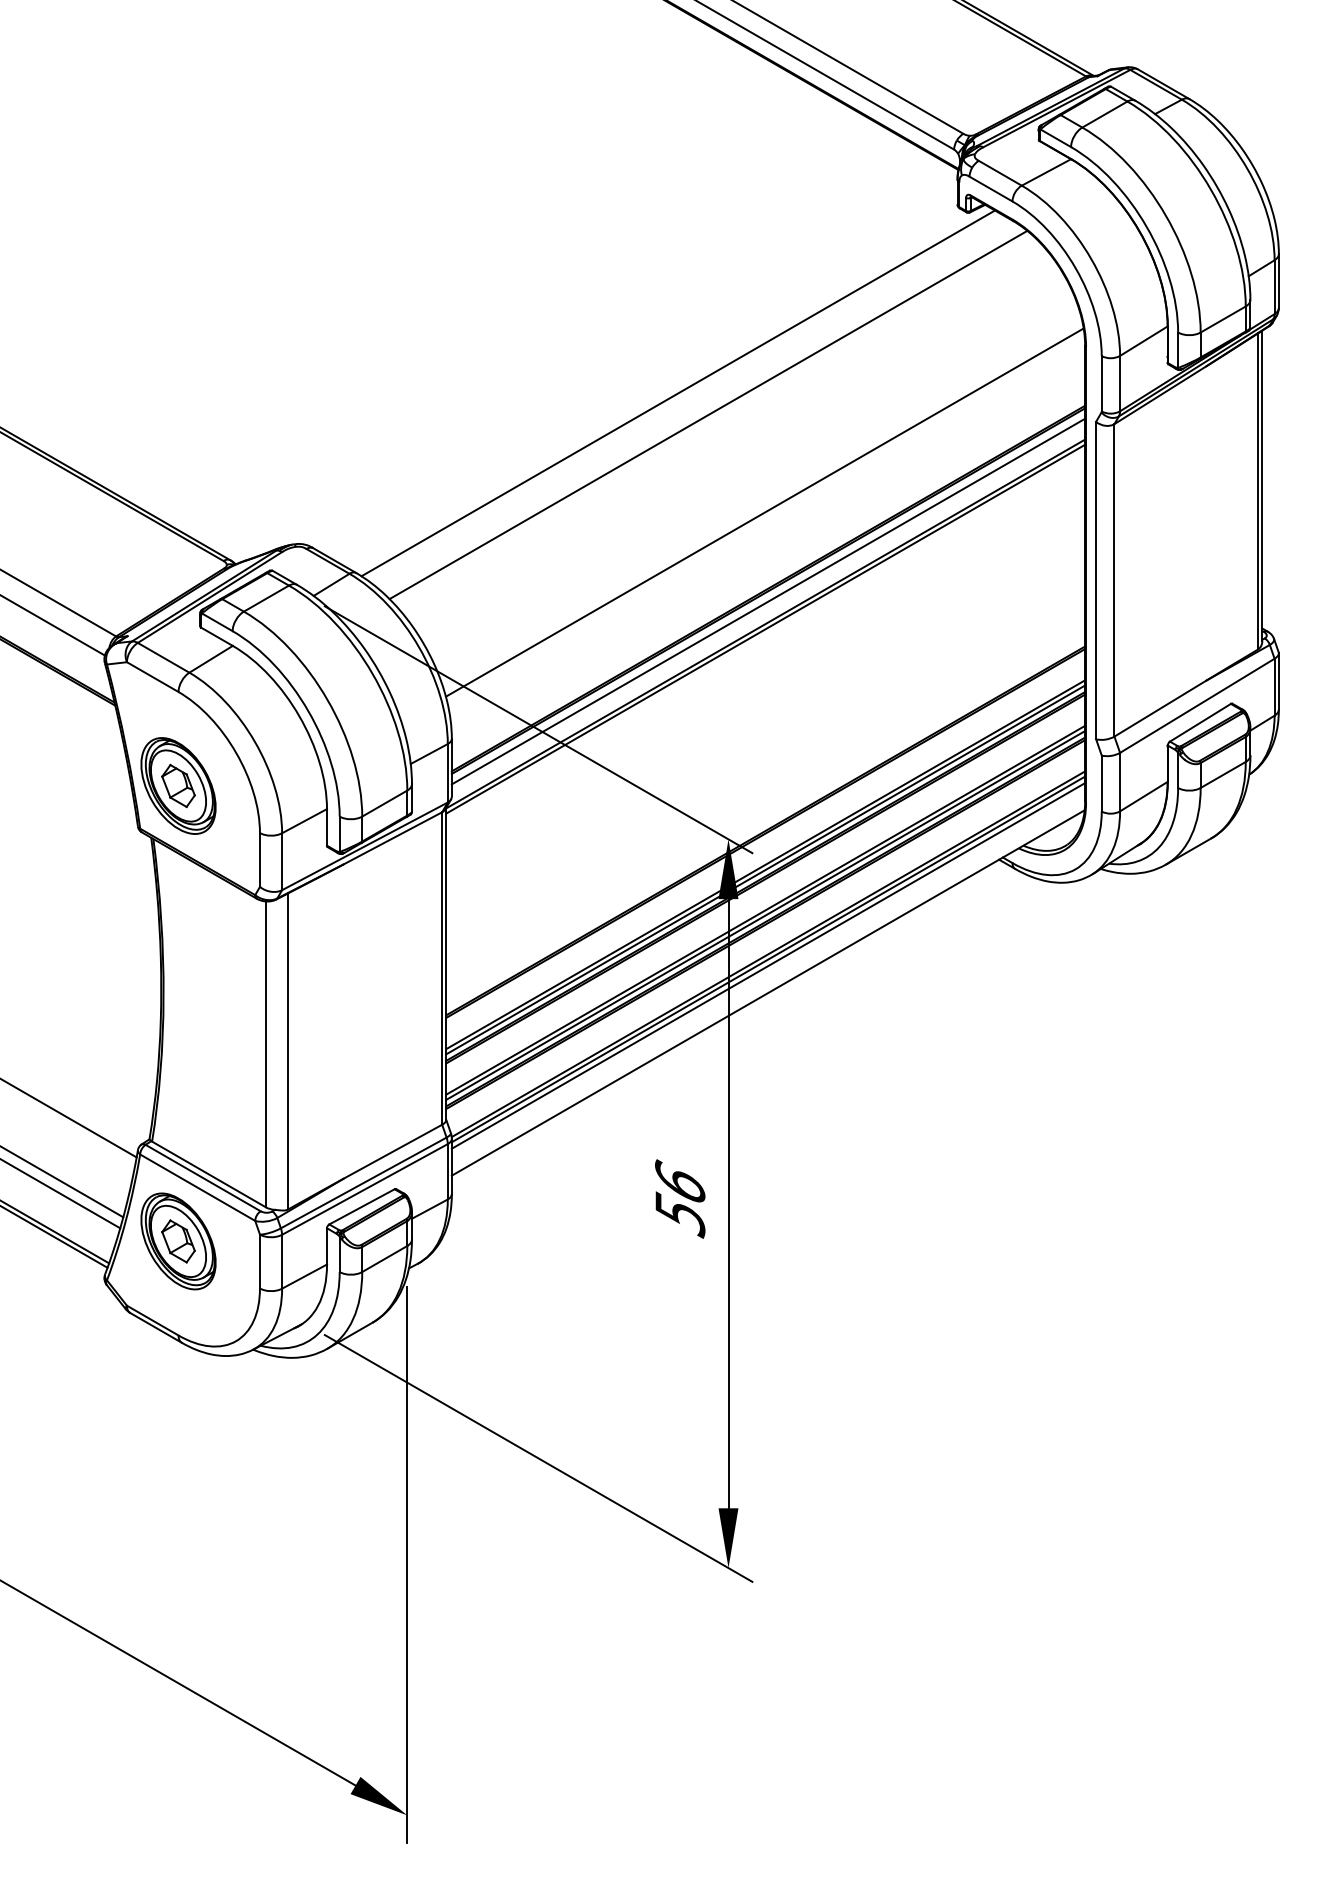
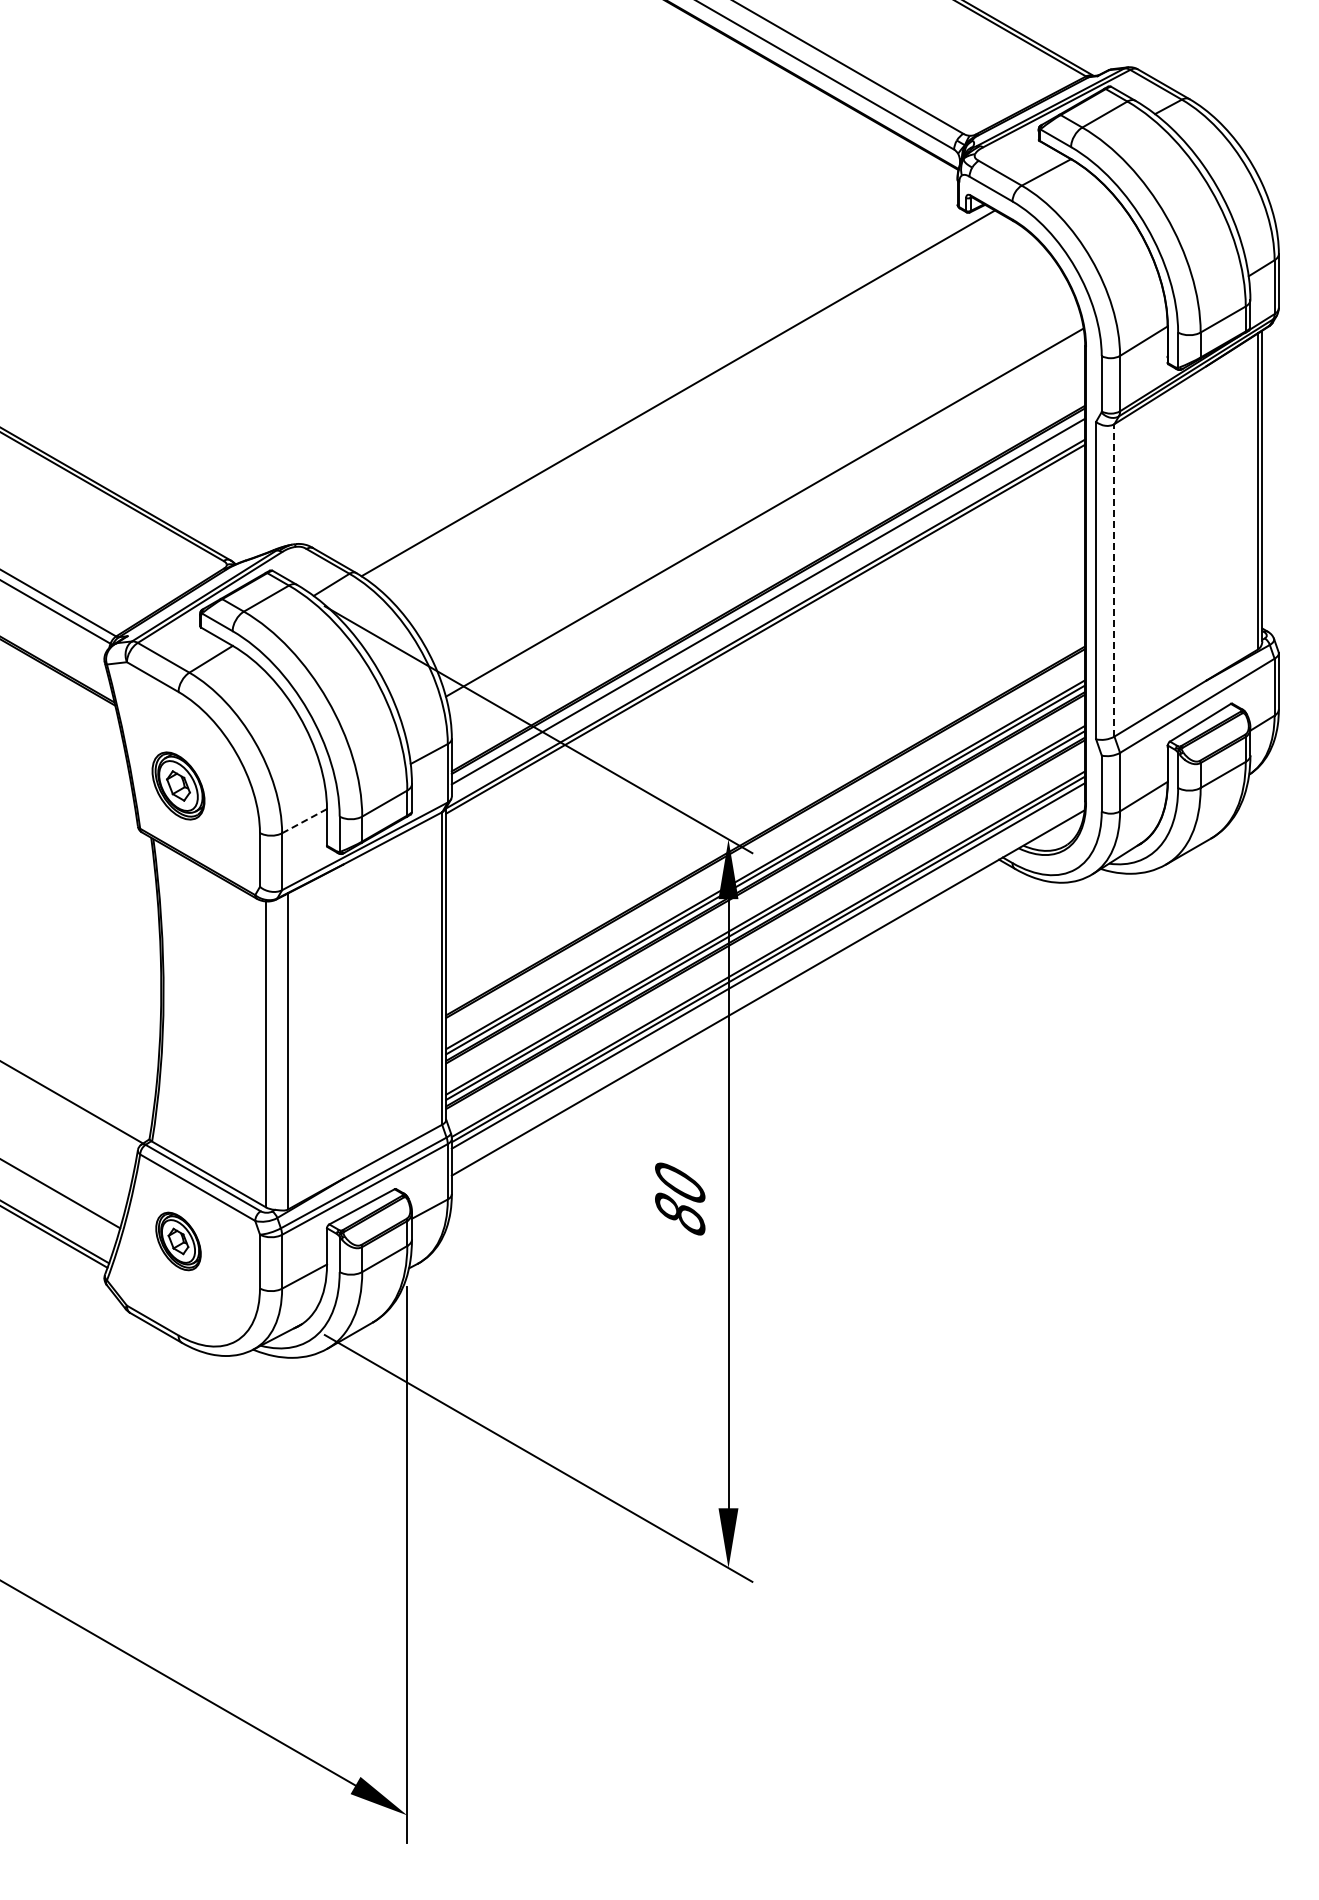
line: present -> none (708, 414)
line: solid -> dashed (1114, 579)
line position: (53, 625) -> (56, 612) (56, 612)
part size: 77x98 px -> 55x70 px (178, 785)
line: solid -> dashed (304, 821)
line position: (69, 1118) -> (73, 1103) (73, 1103)
line: present -> none (62, 1182)
text: 56 -> 80 (680, 1198)
part size: 77x99 px -> 47x61 px (178, 1241)
